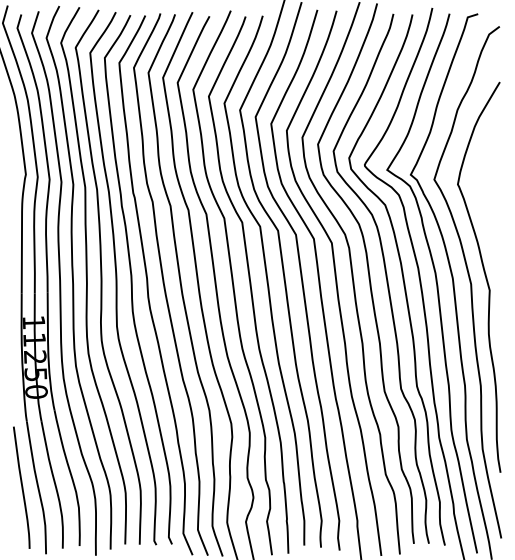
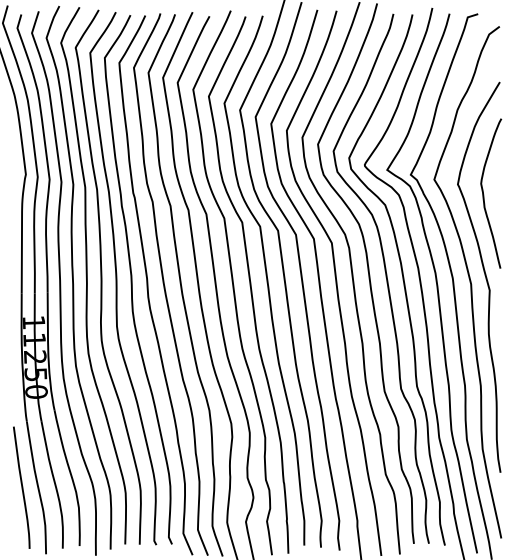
curve: none -> present (484, 194)
